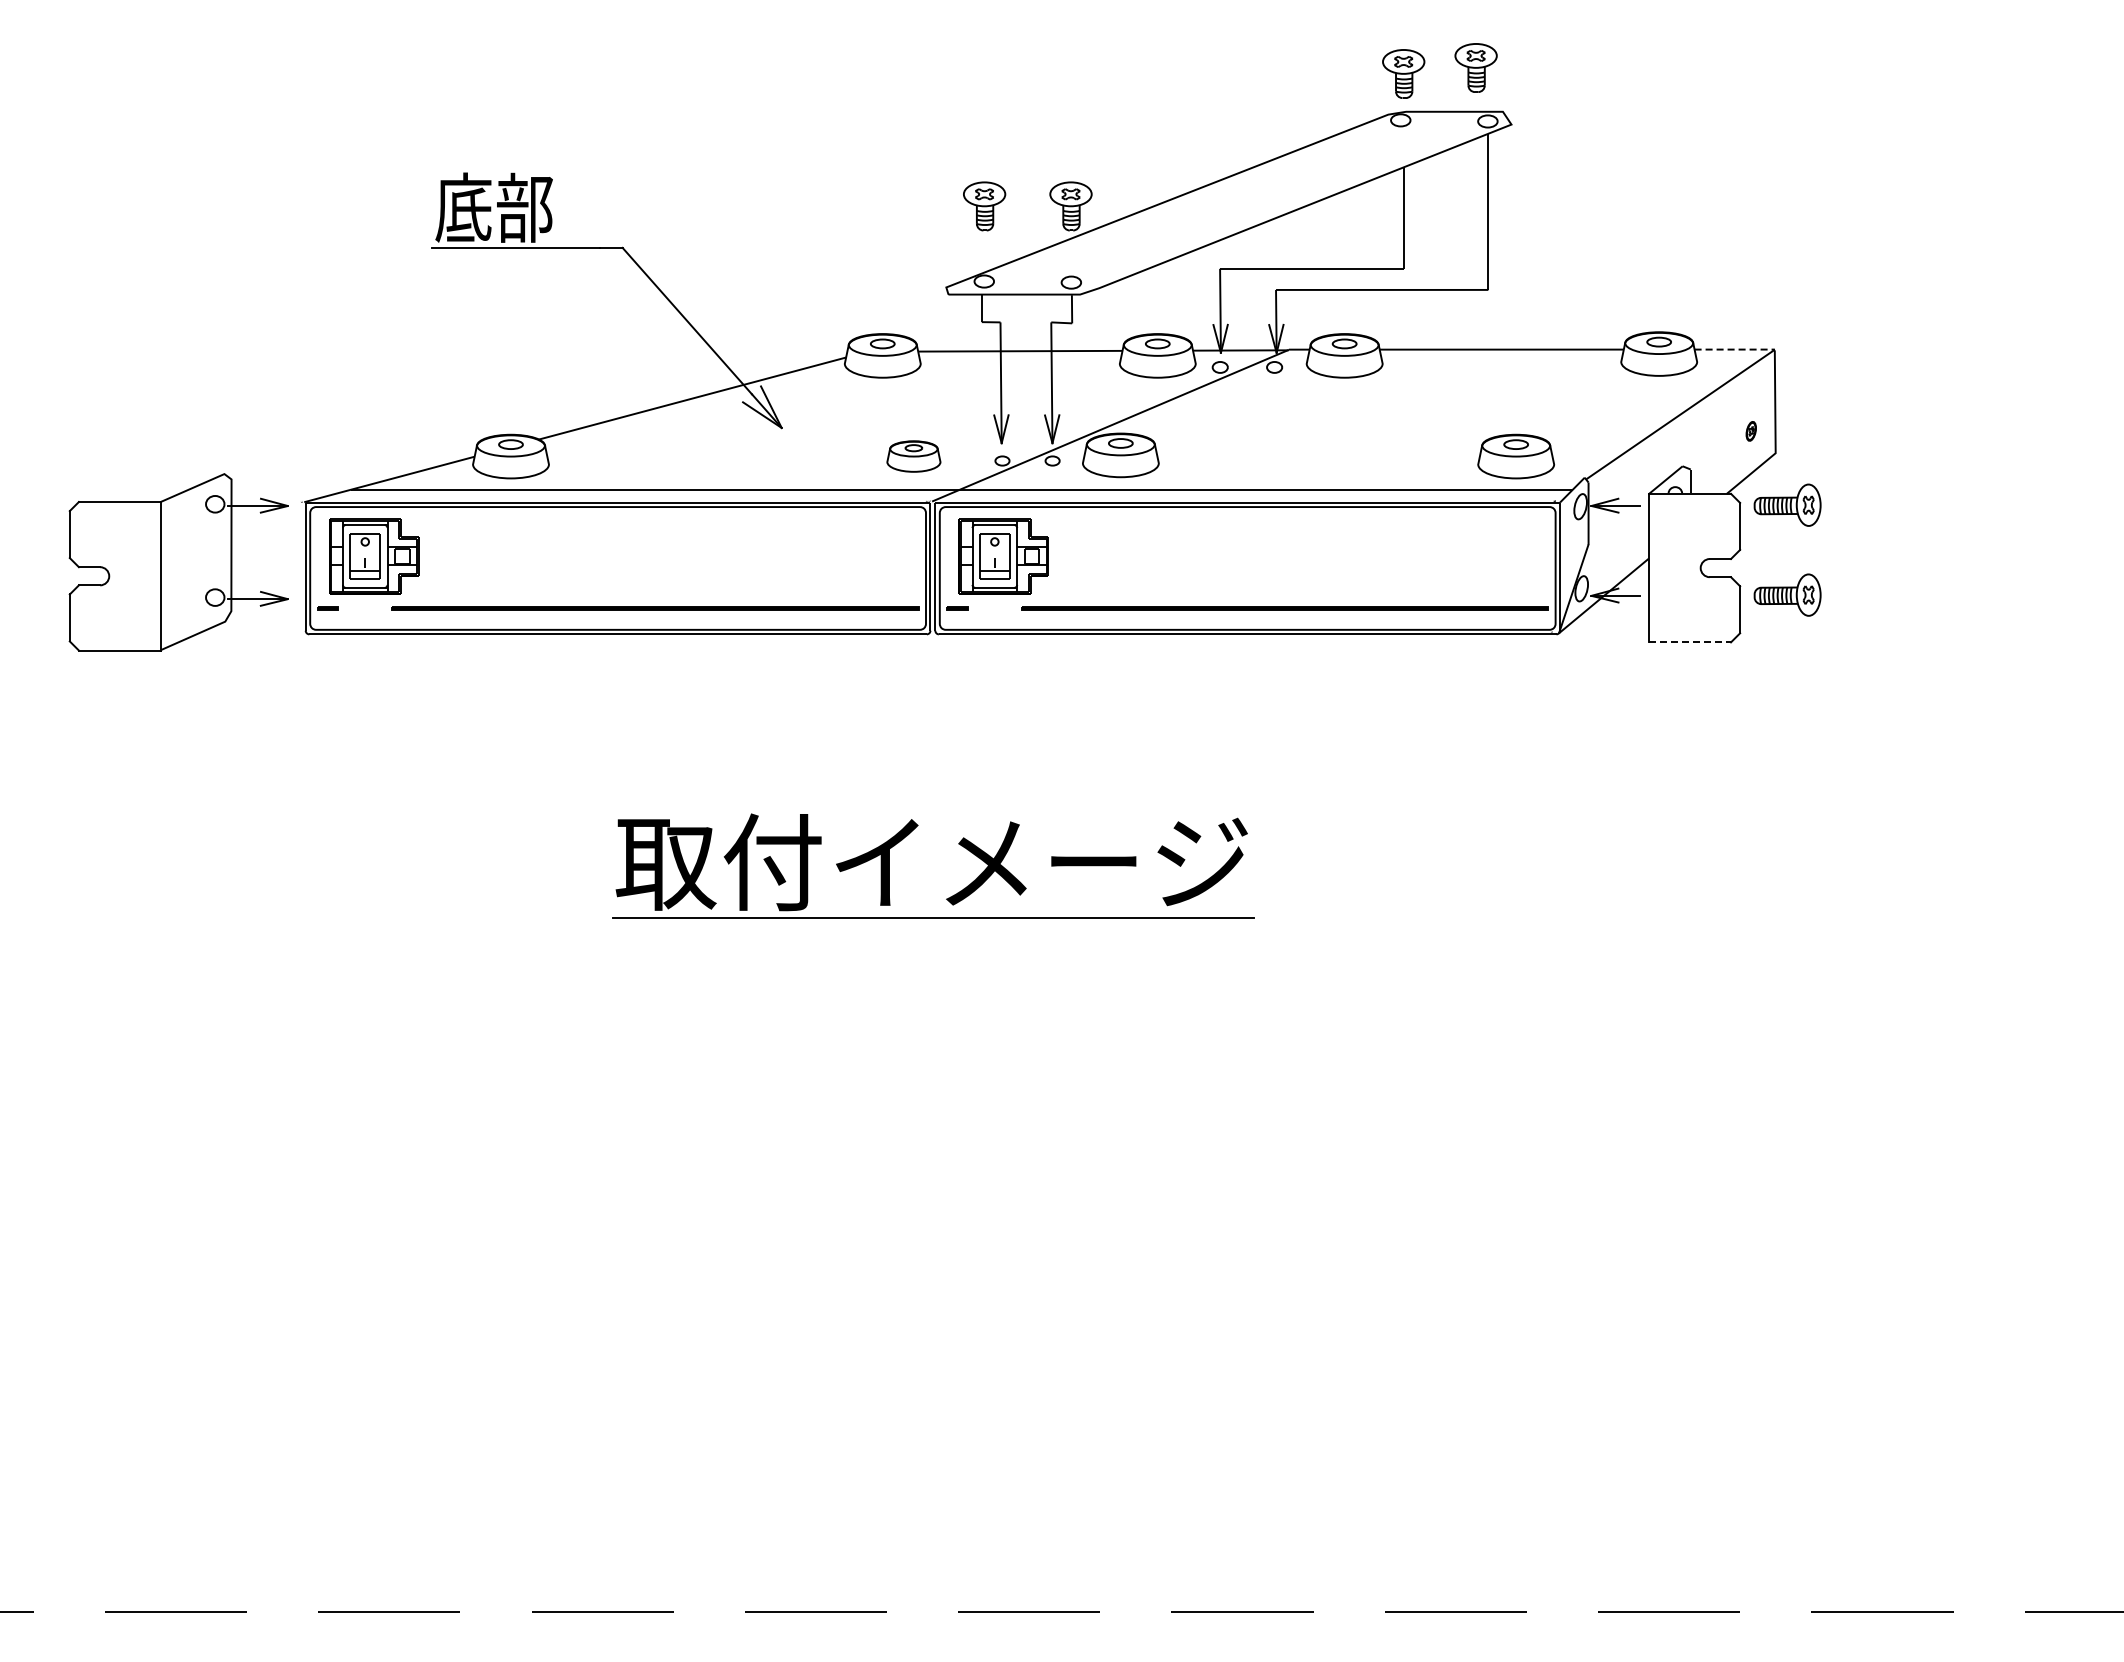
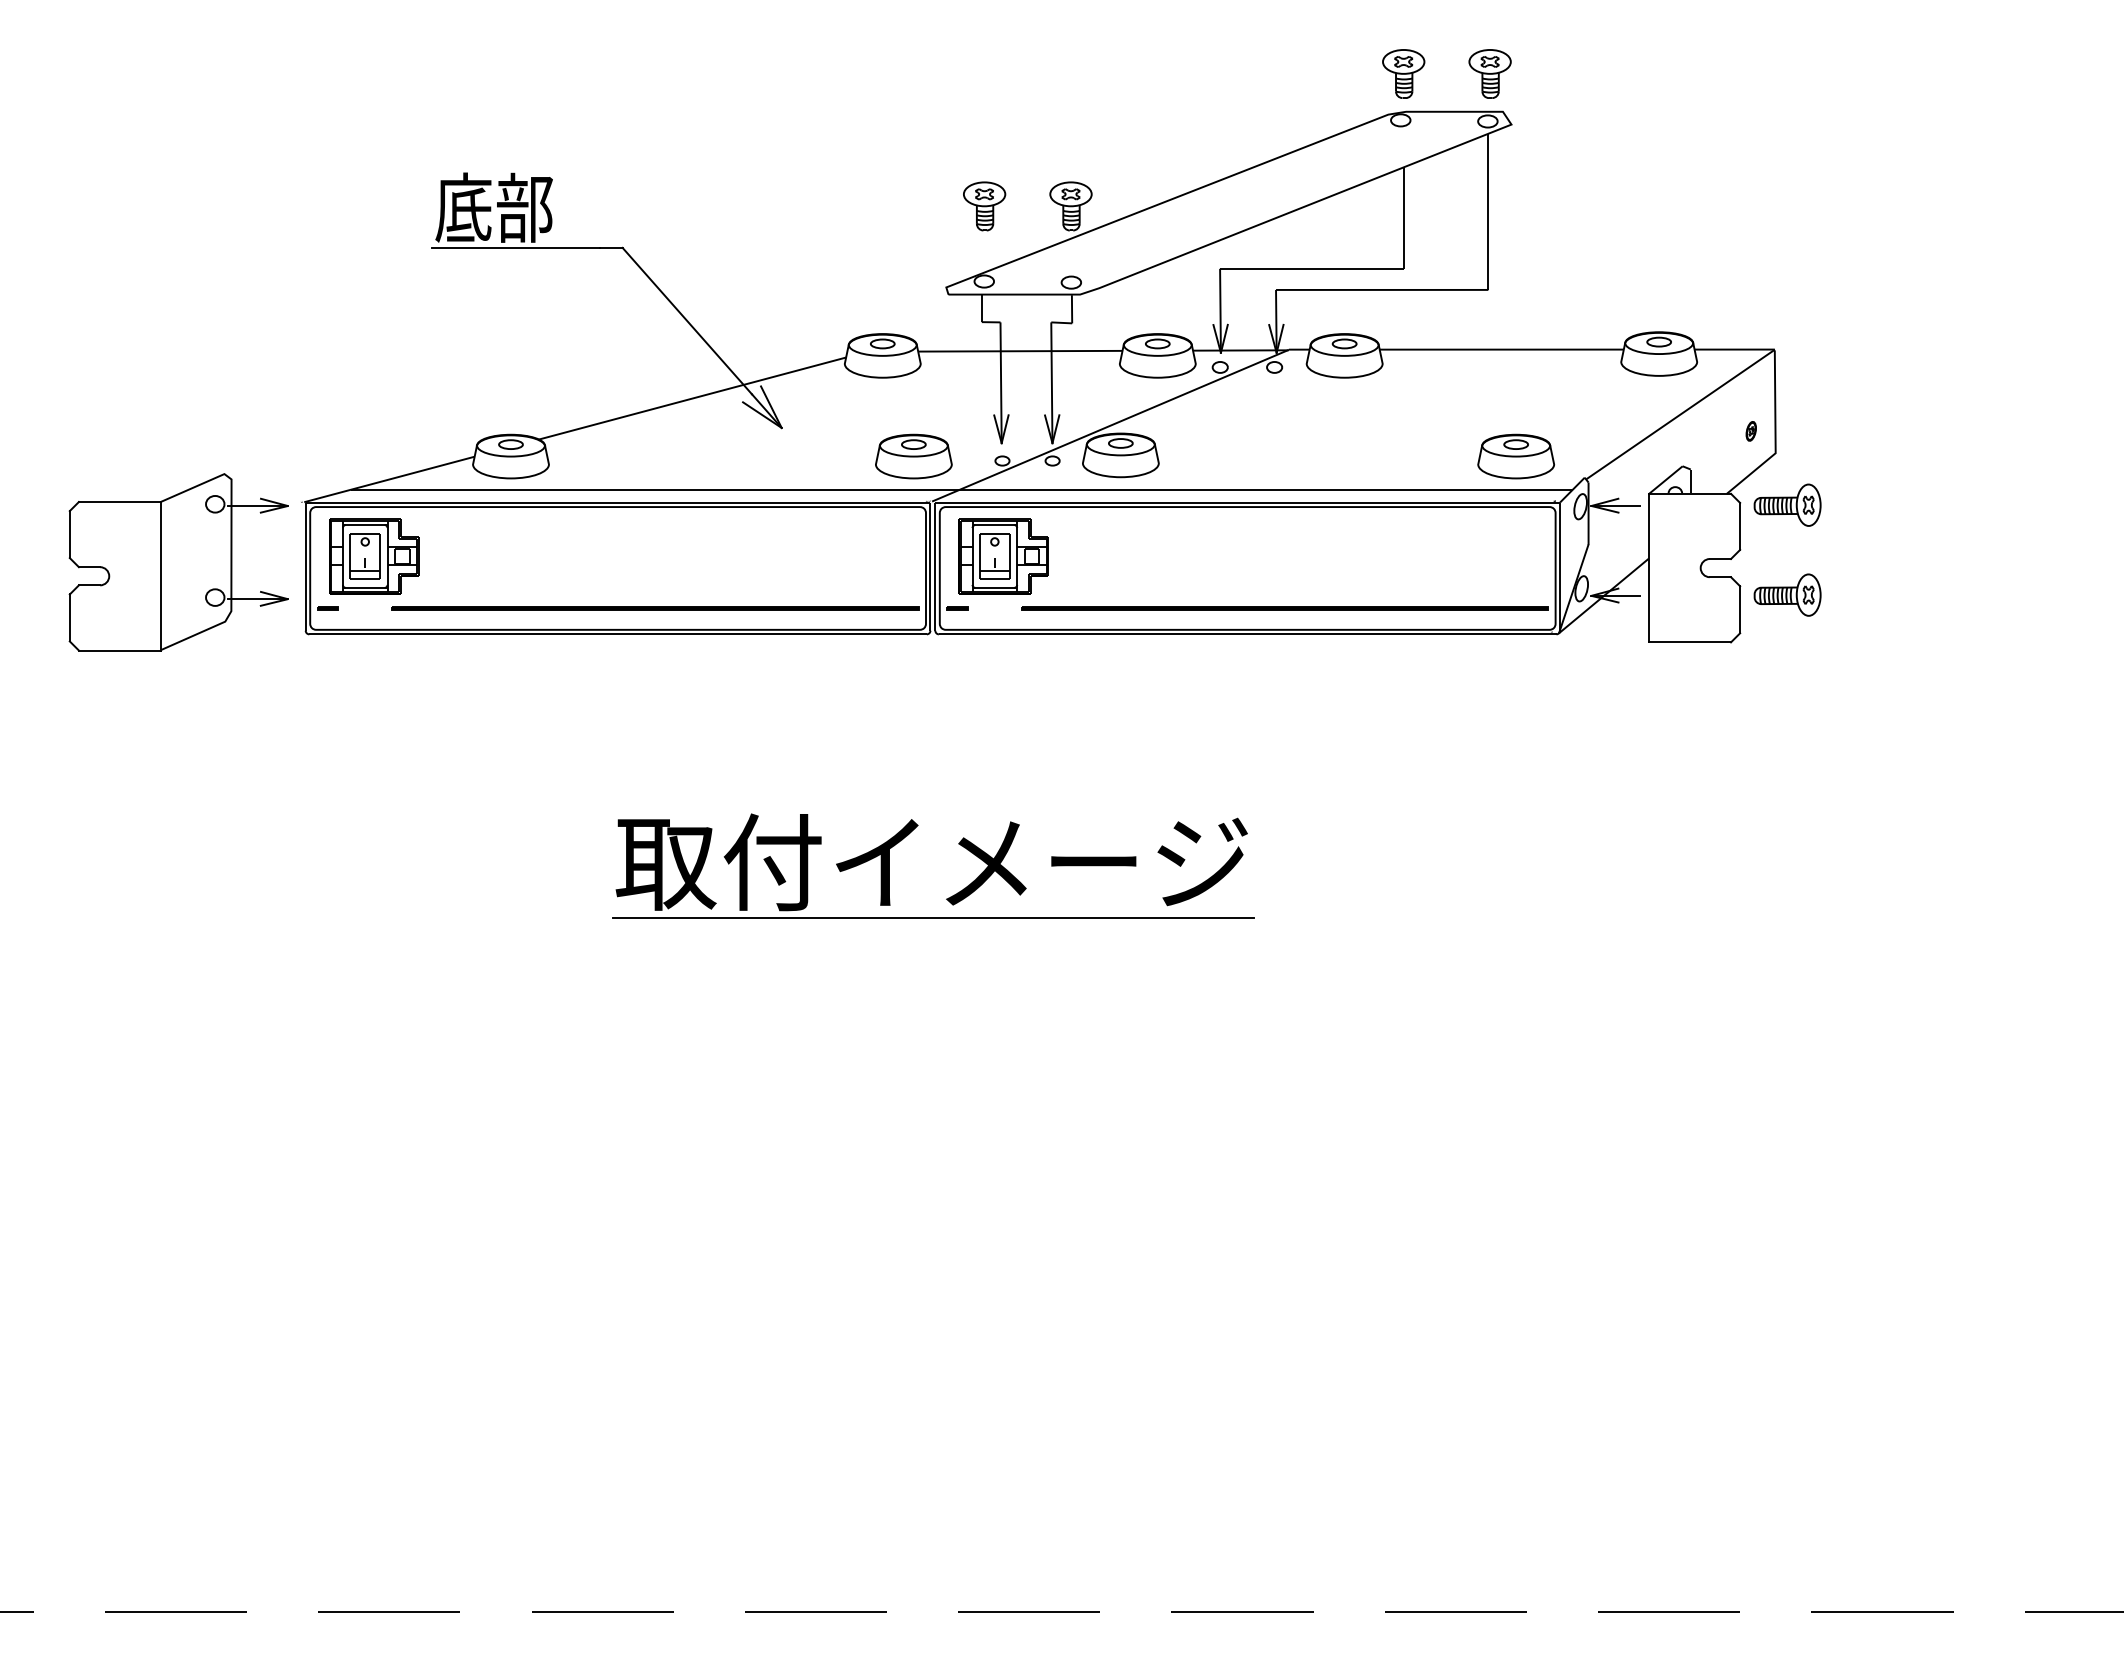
part position: (1475, 67) -> (1489, 73) (1489, 73)
line: dashed -> solid (1735, 349)
part size: 56x33 px -> 78x47 px (913, 456)
line: dashed -> solid (1690, 642)
